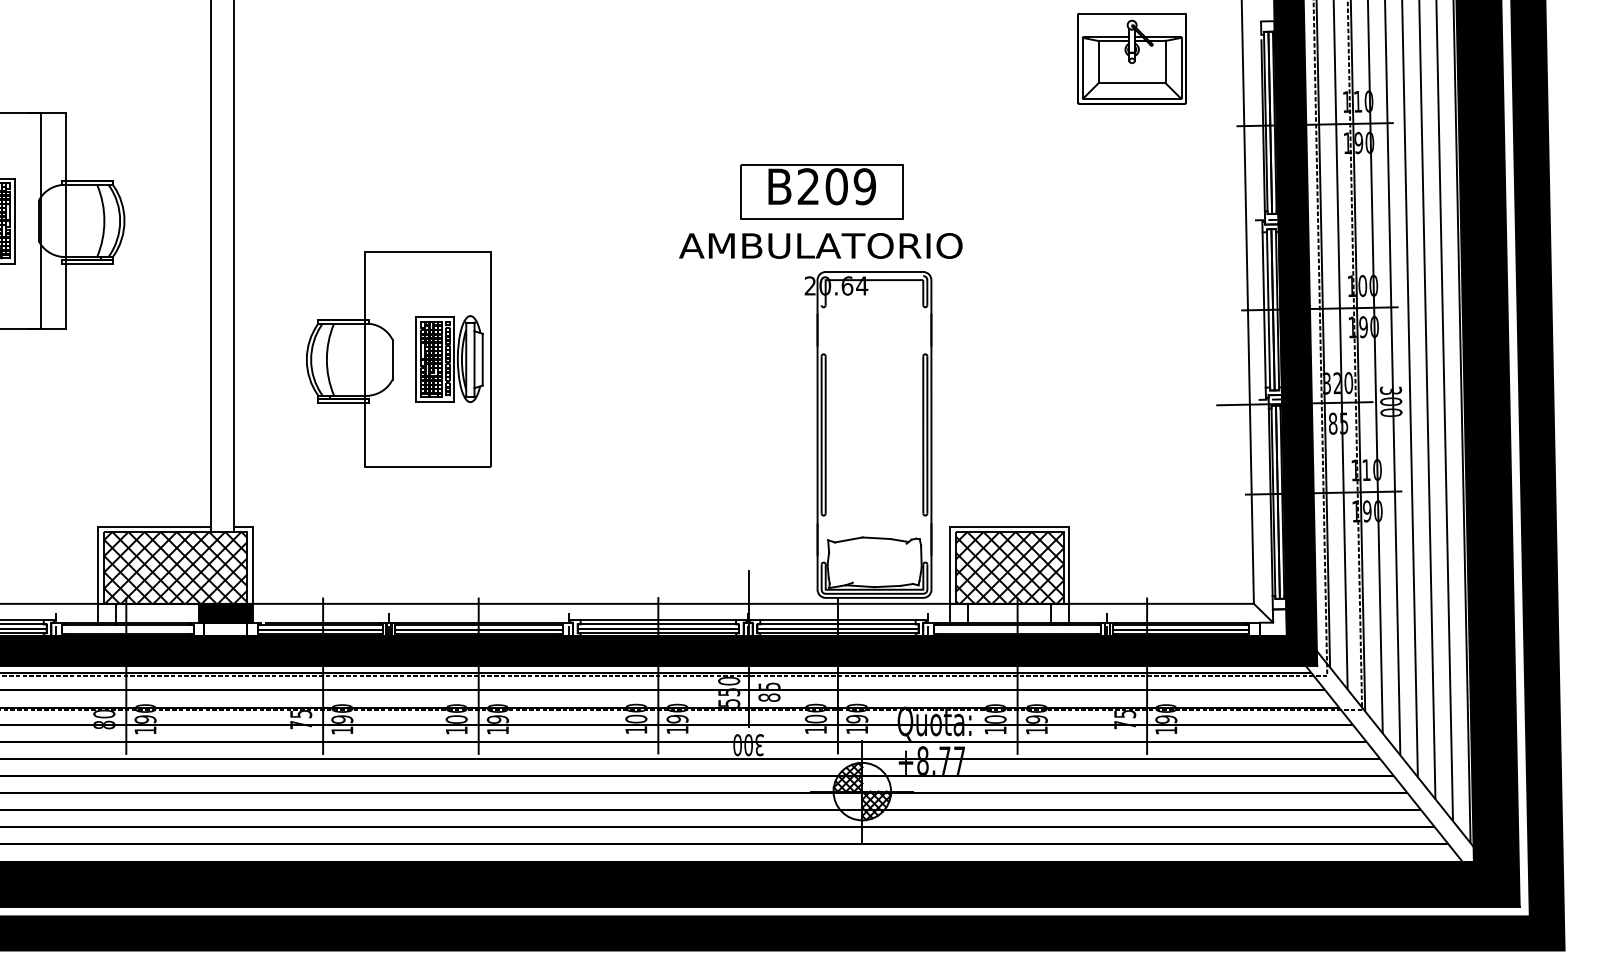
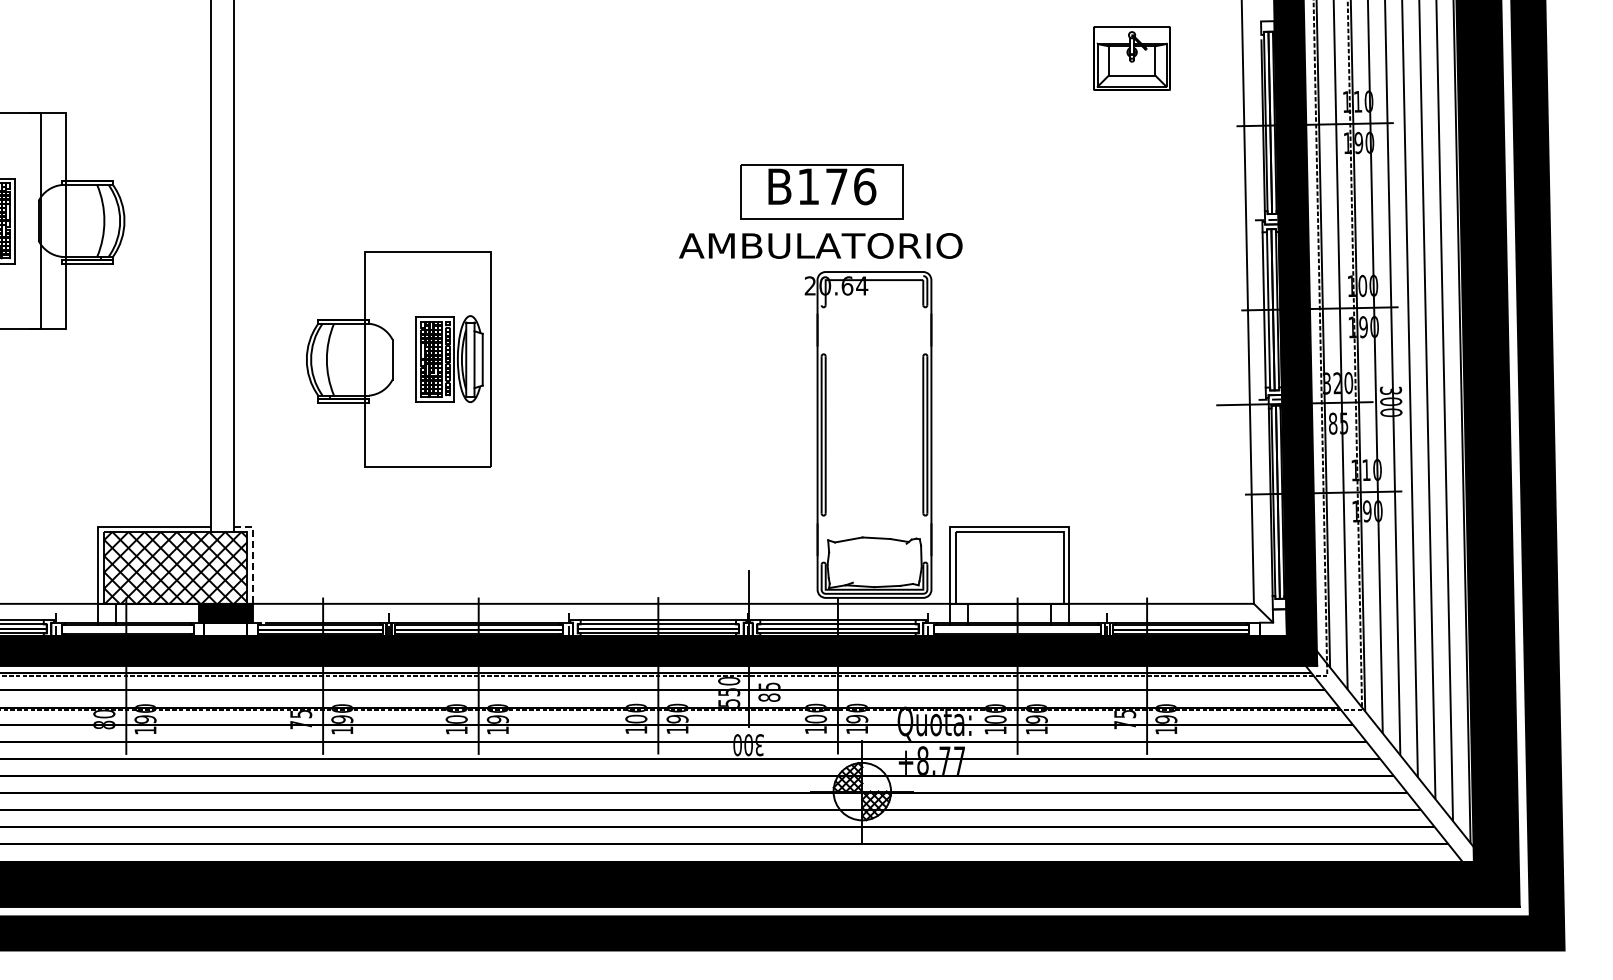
part size: 110x93 px -> 78x65 px (1131, 58)
text: B209 -> B176 (836, 186)
line: solid -> dashed (252, 555)
hatch: present -> none (1009, 567)
